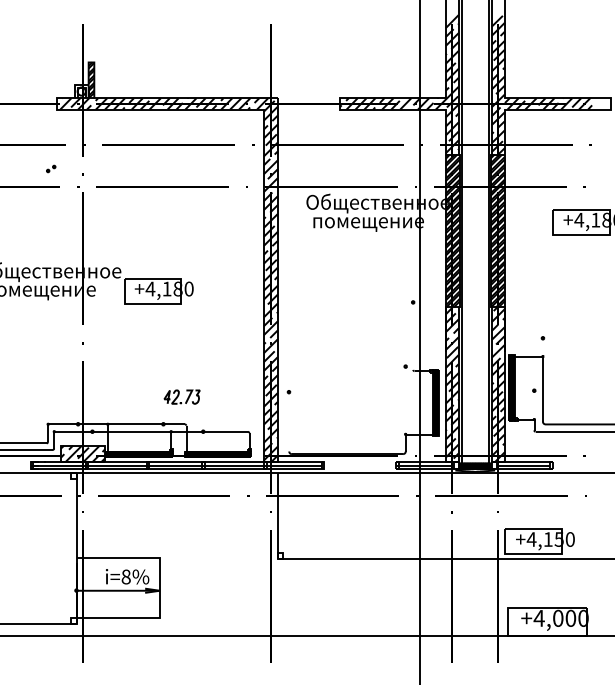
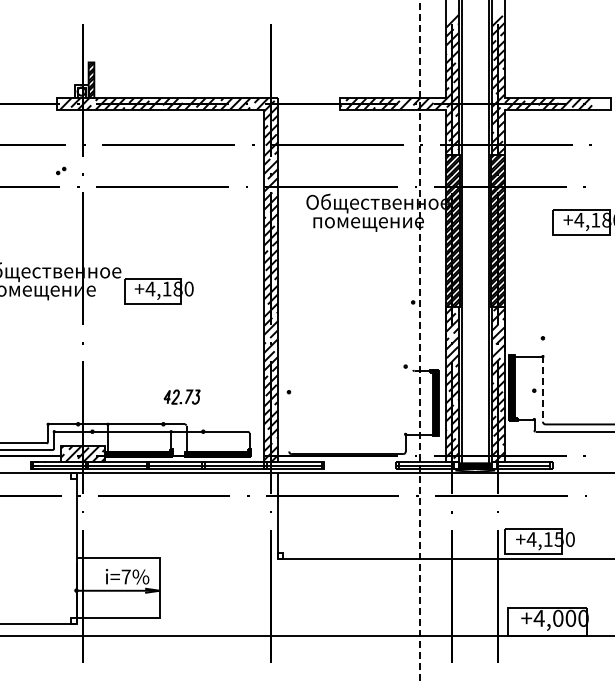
part position: (51, 168) -> (61, 170) (61, 170)
line: solid -> dashed (420, 342)
line: solid -> dashed (543, 387)
text: i=8% -> i=7% (125, 576)
